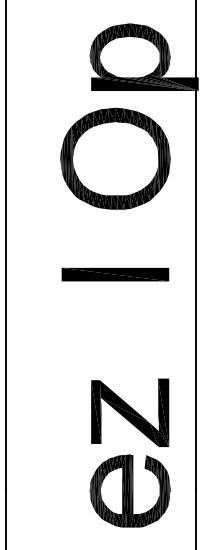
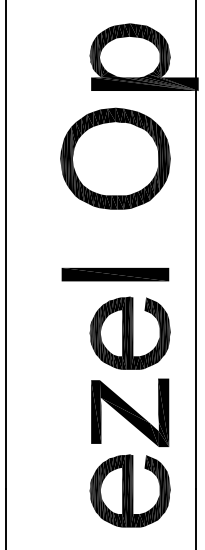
part: none -> present (129, 332)
